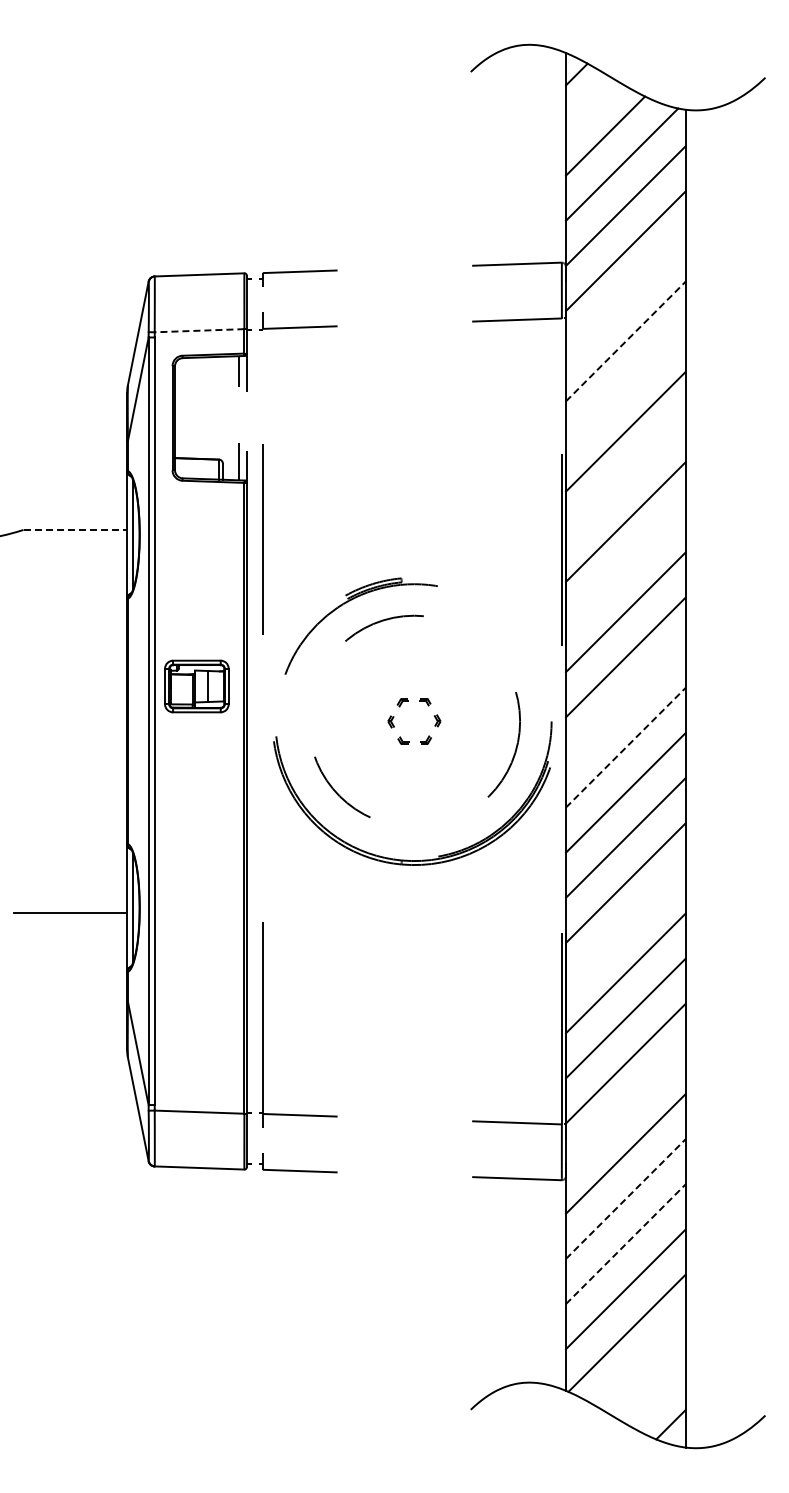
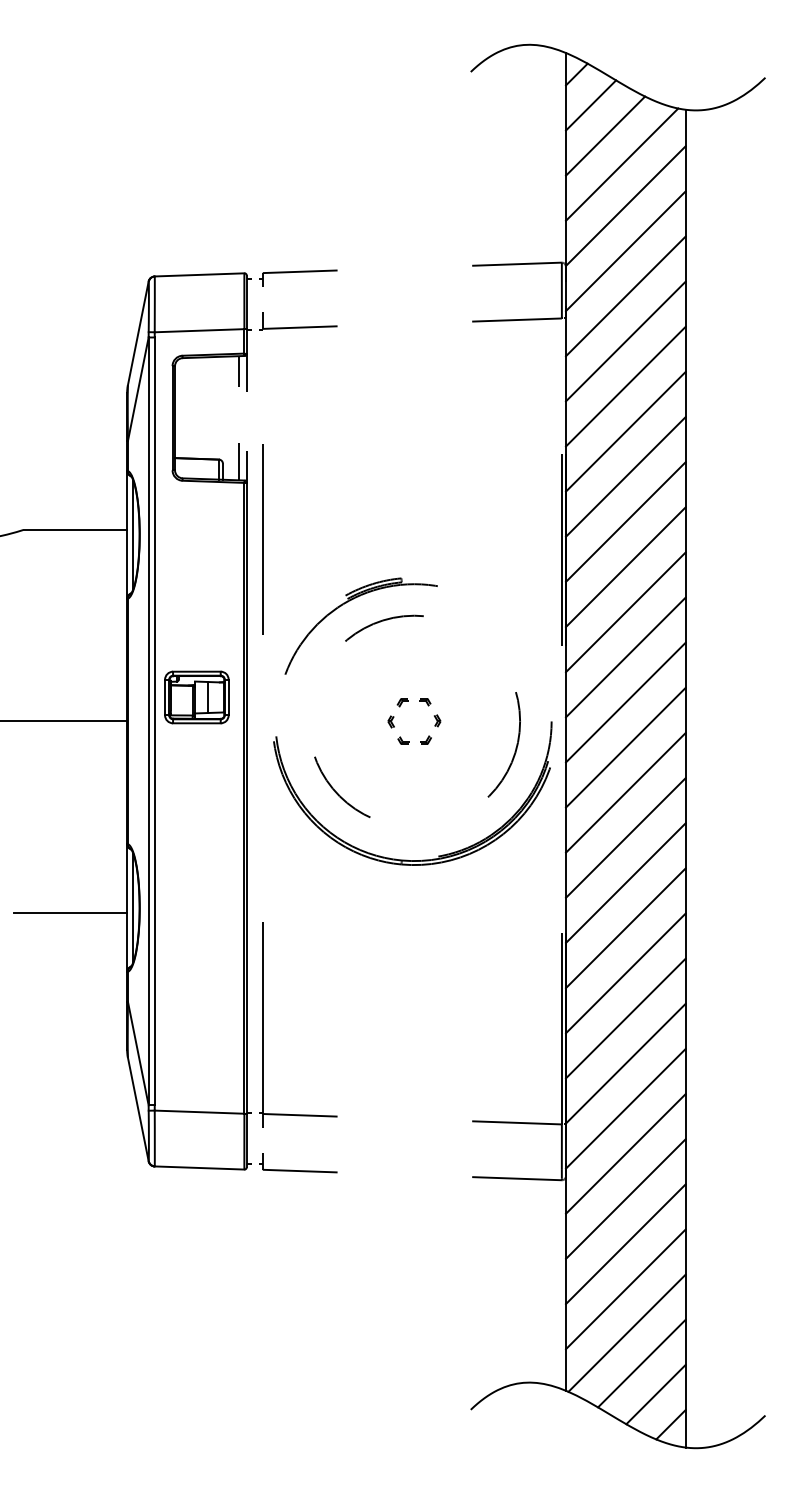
line: none -> present (591, 105)
line: none -> present (625, 296)
line: dashed -> solid (199, 330)
line: dashed -> solid (625, 341)
line: none -> present (625, 386)
line: none -> present (625, 476)
line: dashed -> solid (75, 529)
line: none -> present (625, 567)
part position: (196, 686) -> (196, 697) (196, 697)
line: none -> present (625, 702)
line: none -> present (64, 721)
line: dashed -> solid (625, 747)
line: none -> present (625, 928)
line: none -> present (625, 1108)
line: dashed -> solid (625, 1199)
line: dashed -> solid (625, 1244)
line: none -> present (641, 1363)
line: none -> present (655, 1394)
